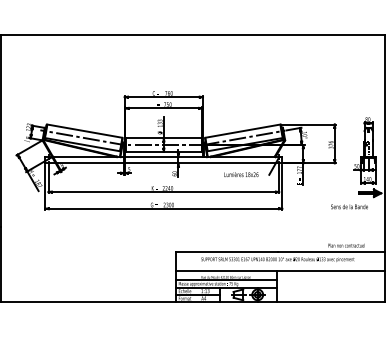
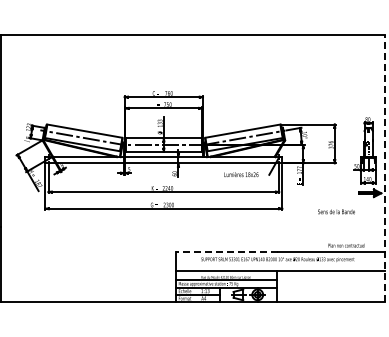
line: solid -> dashed (384, 168)
text position: (349, 206) -> (336, 211) (336, 211)
line: solid -> dashed (227, 251)
